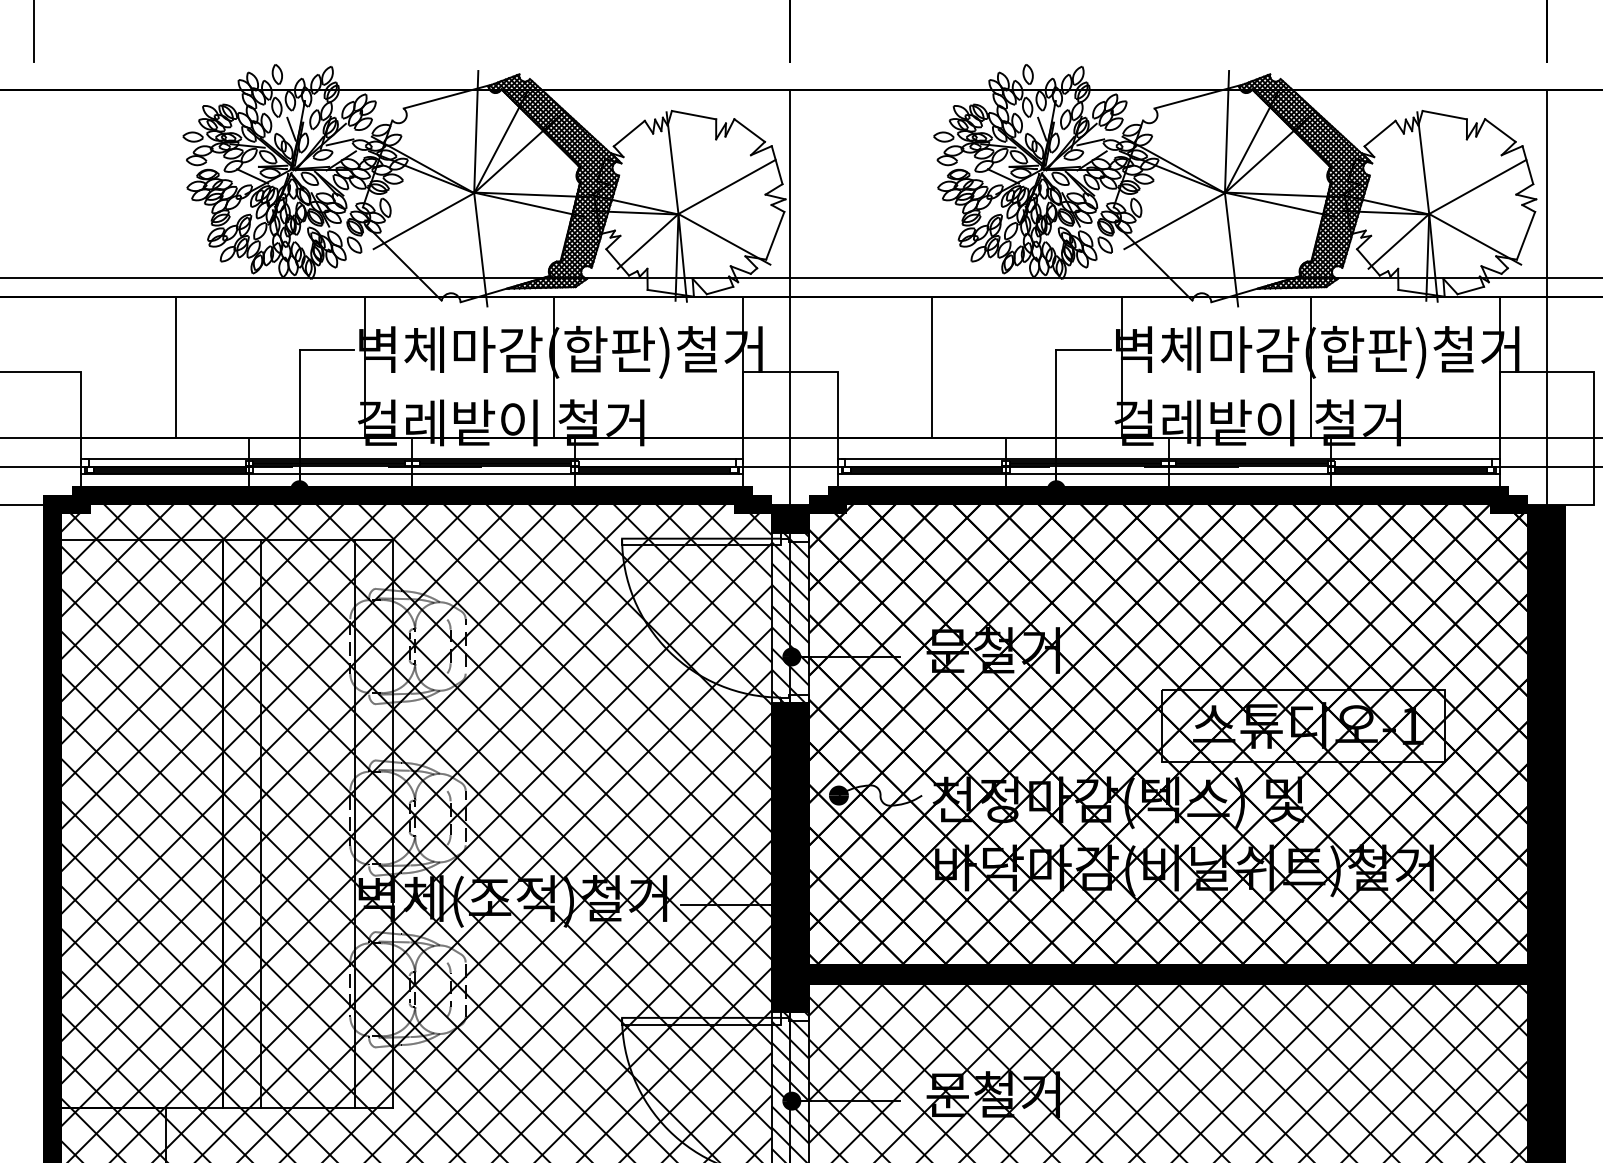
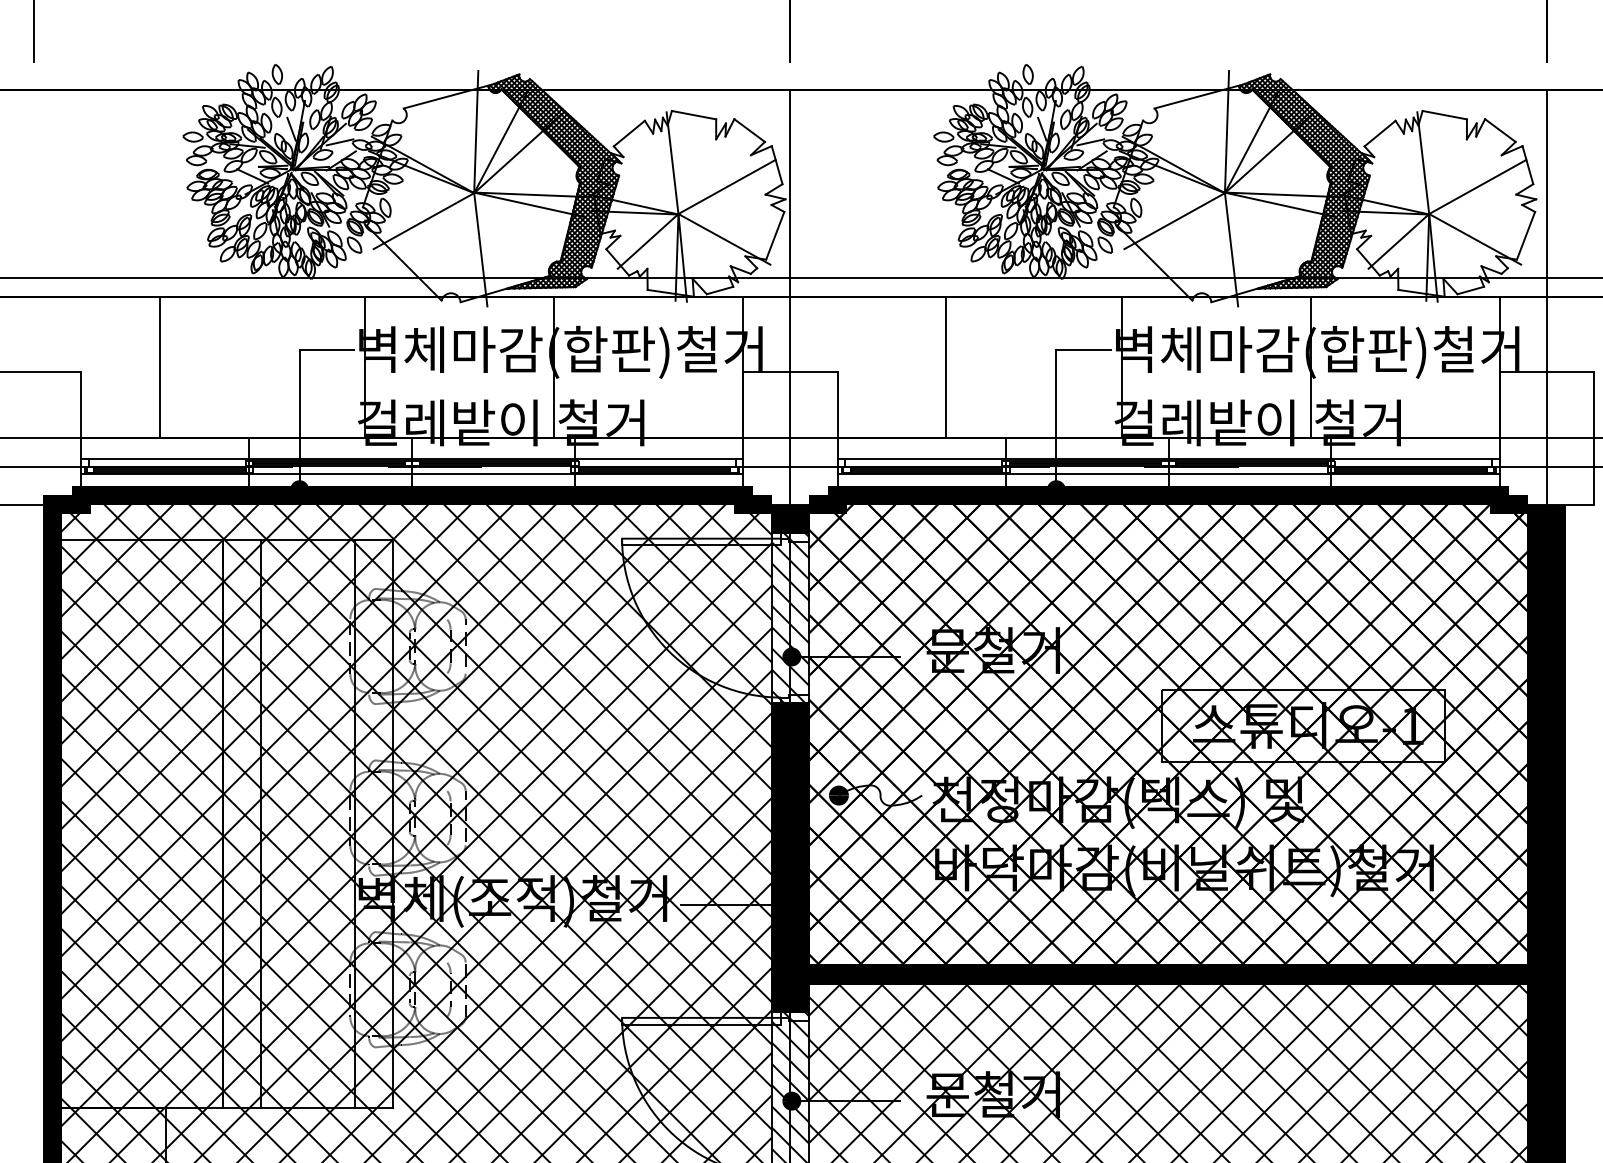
line position: (175, 367) -> (159, 367) (159, 367)
line position: (932, 367) -> (946, 367) (946, 367)
